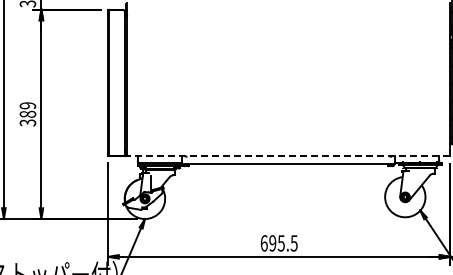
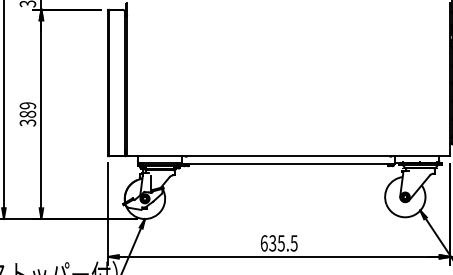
line: dashed -> solid (288, 156)
text: 695.5 -> 635.5 (272, 243)
